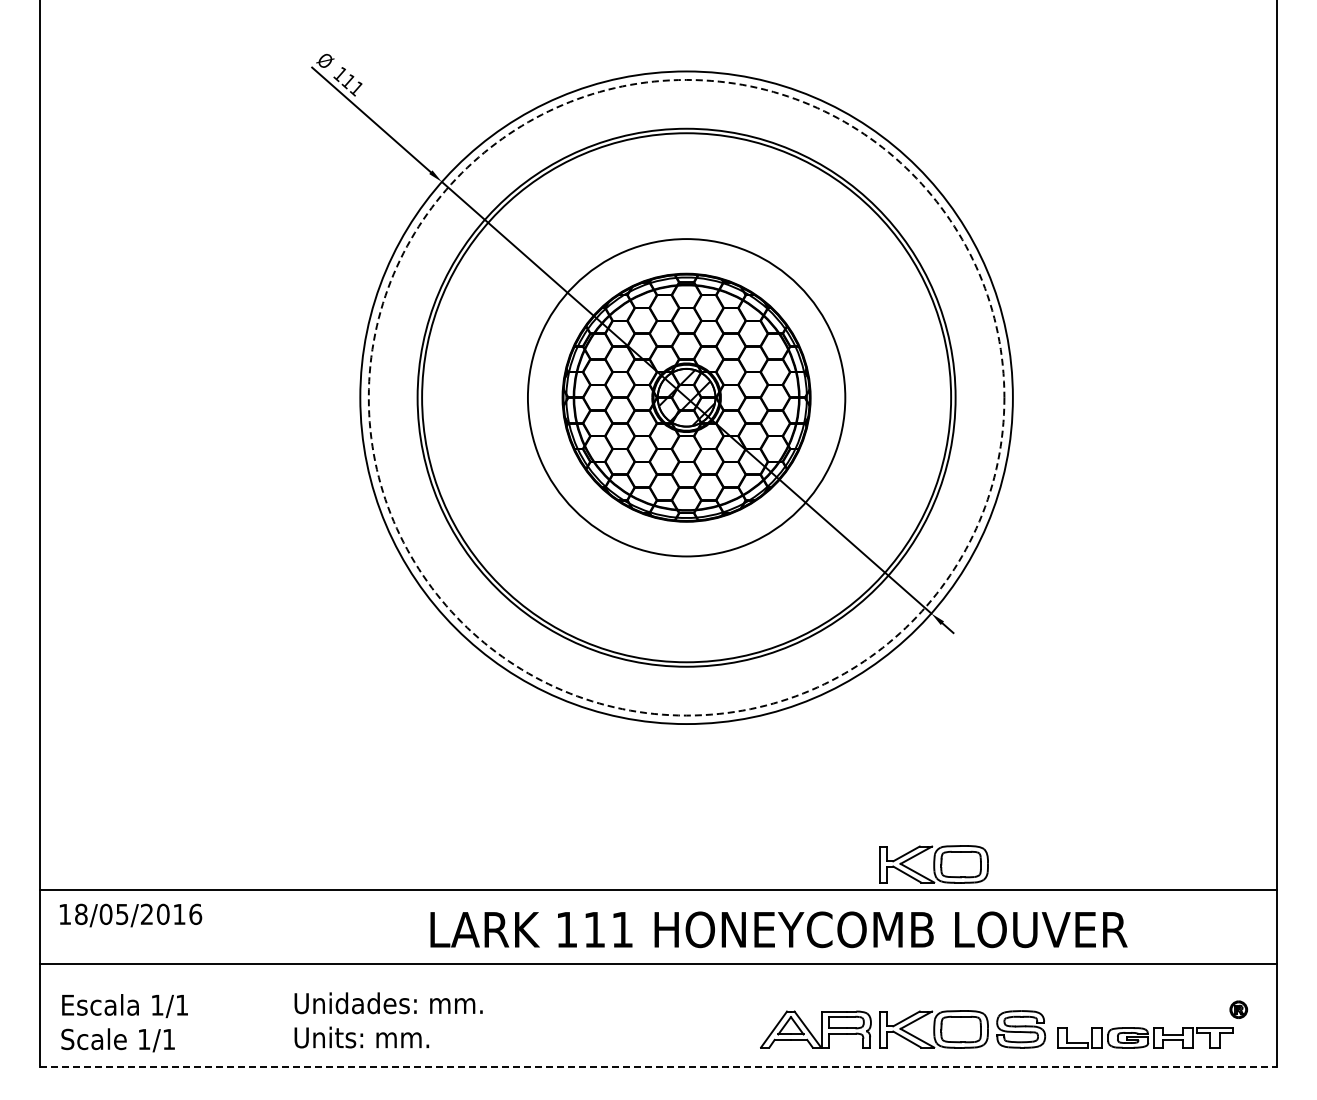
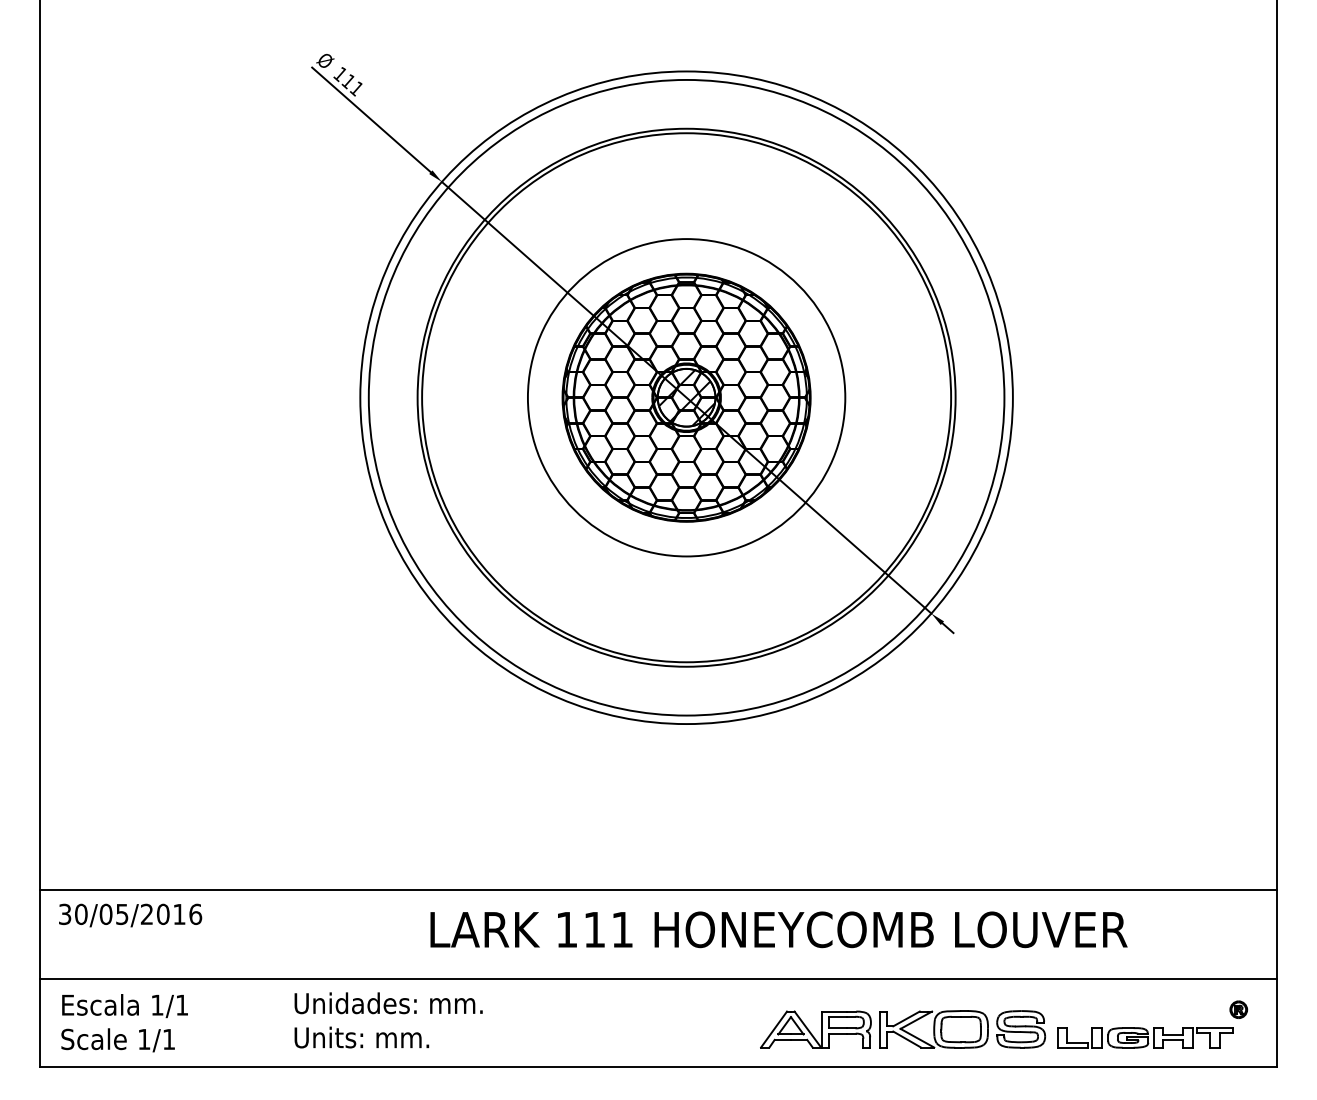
circle: dashed -> solid (686, 397)
part: present -> none (933, 864)
text: 18/05/2016 -> 30/05/2016 (73, 914)
line position: (658, 963) -> (658, 978) (658, 978)
line: dashed -> solid (658, 1067)
